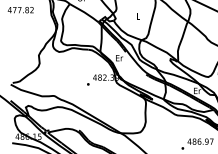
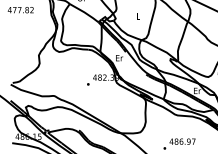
text position: (197, 143) -> (179, 143) (179, 143)
